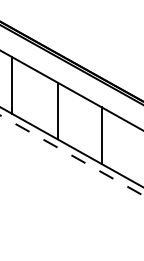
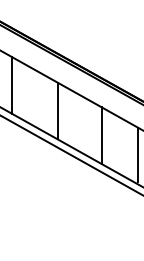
line: none -> present (137, 154)
line: dashed -> solid (71, 155)
